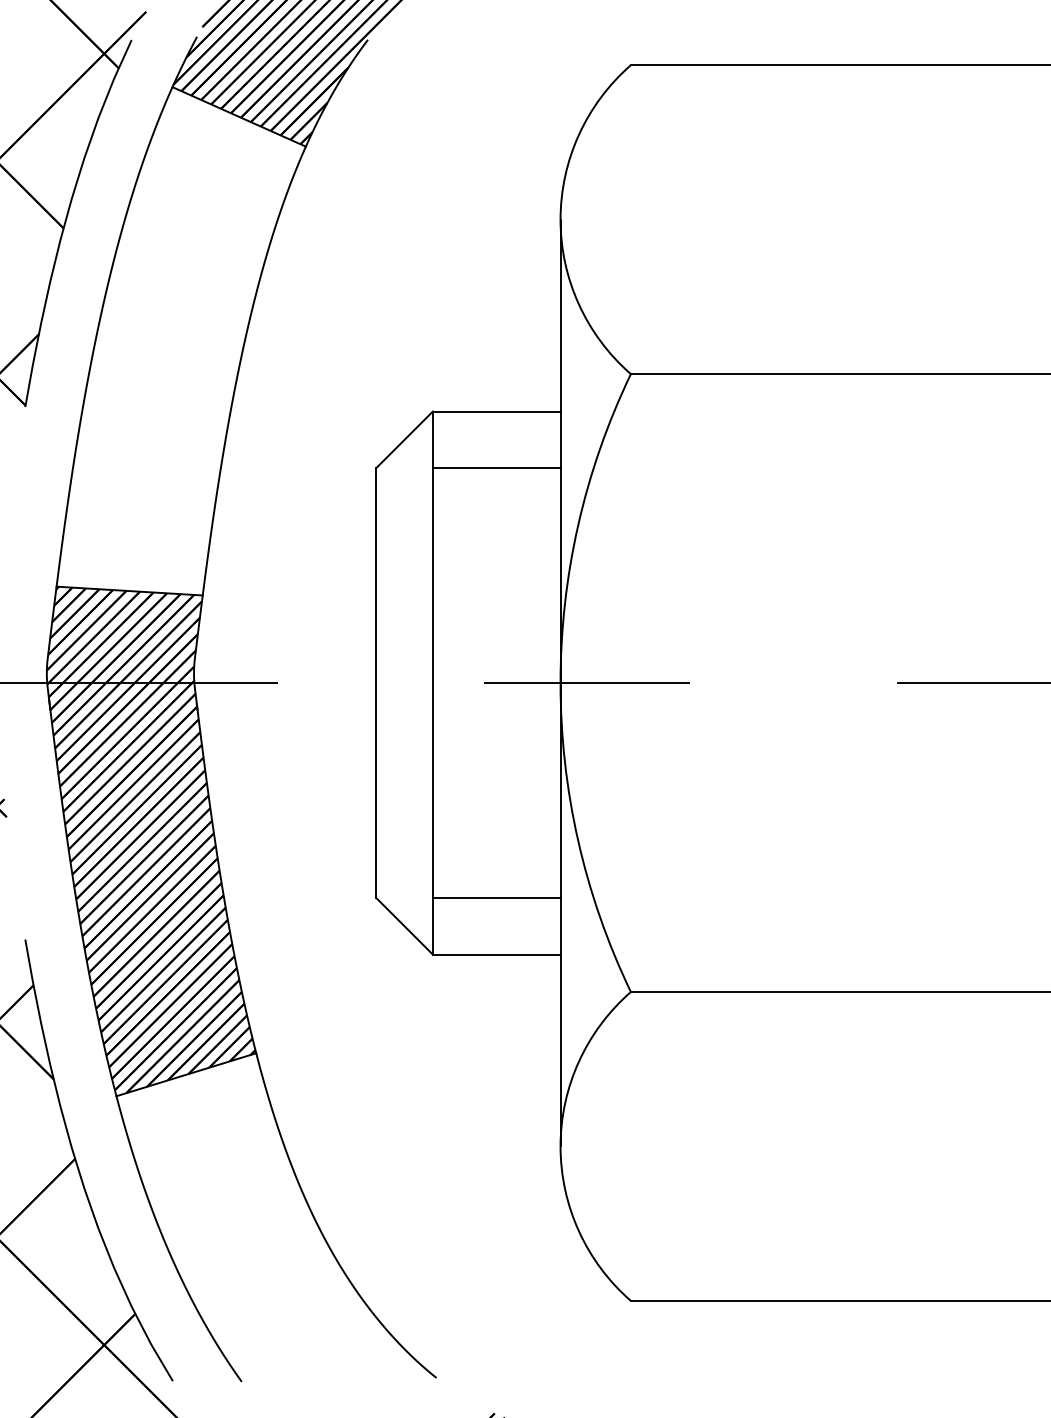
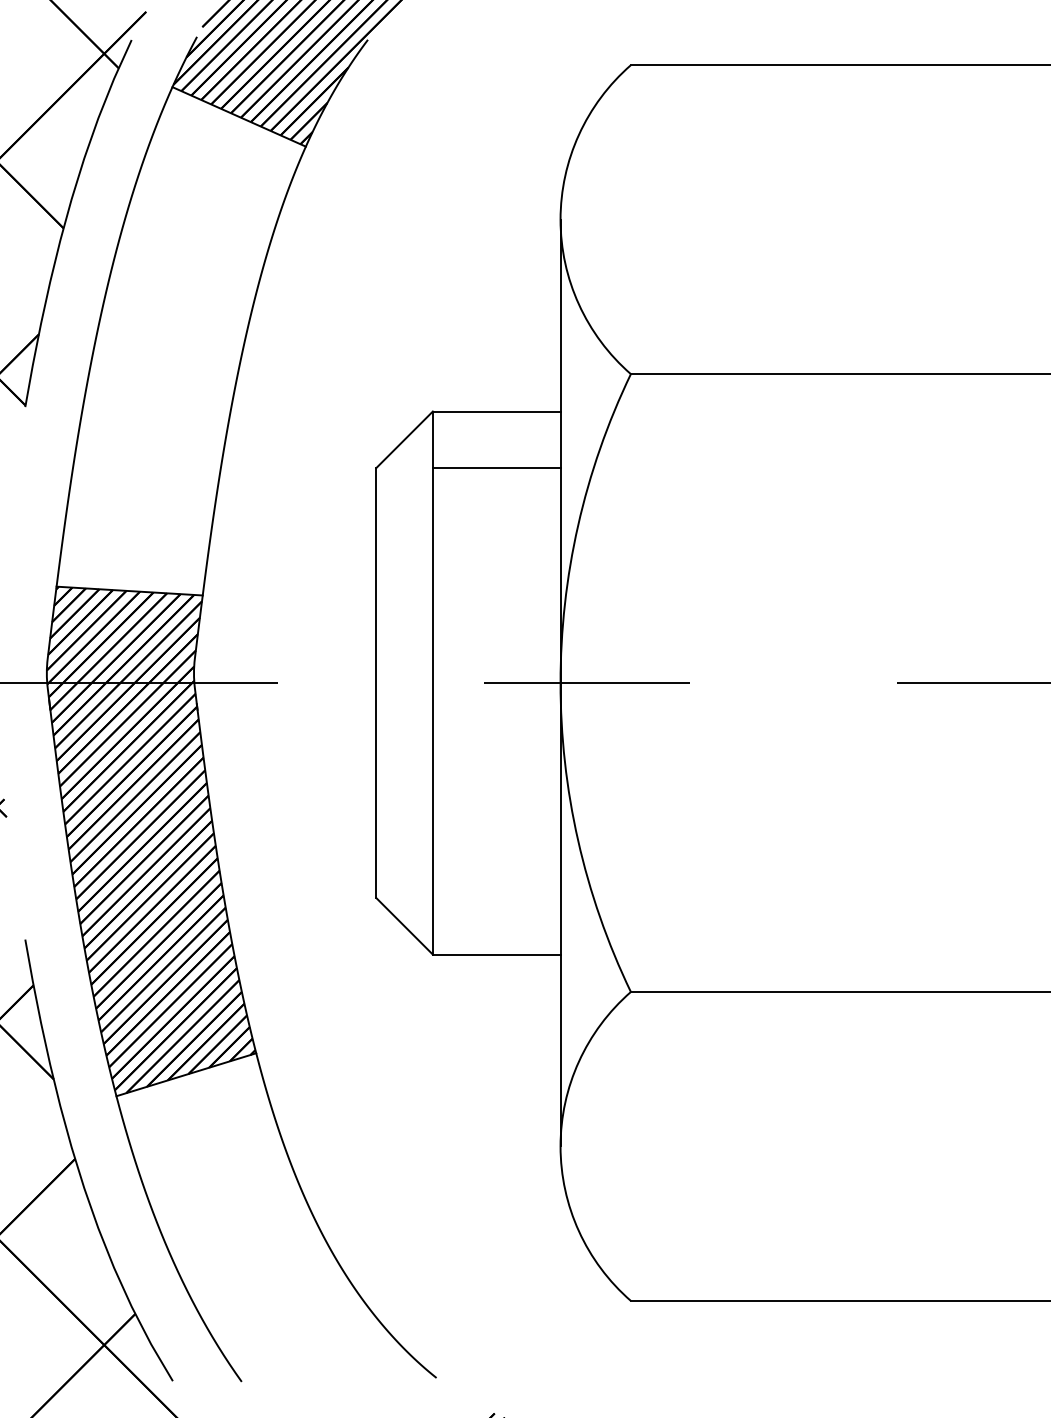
line: present -> none (496, 898)
